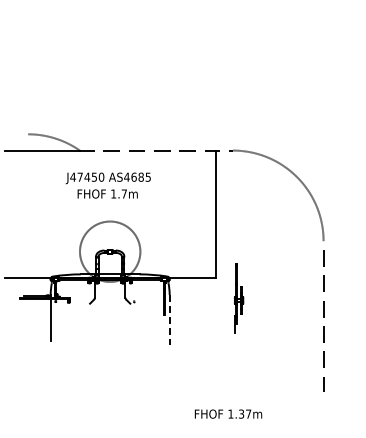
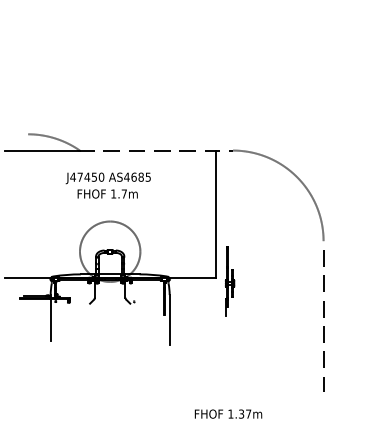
part position: (239, 298) -> (230, 281) (230, 281)
line: dashed -> solid (169, 319)
